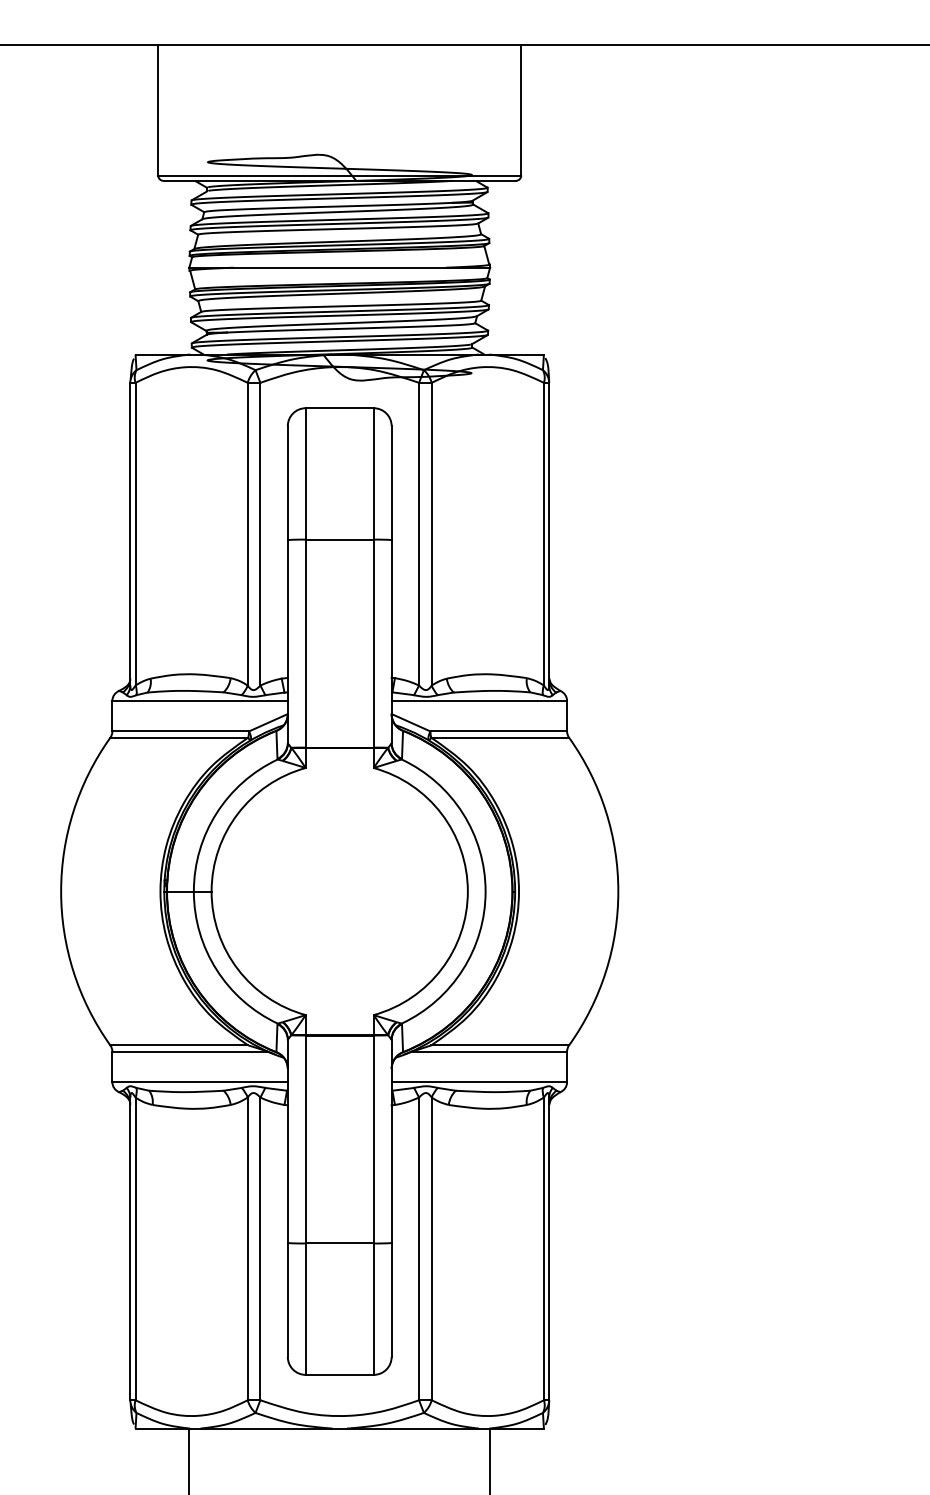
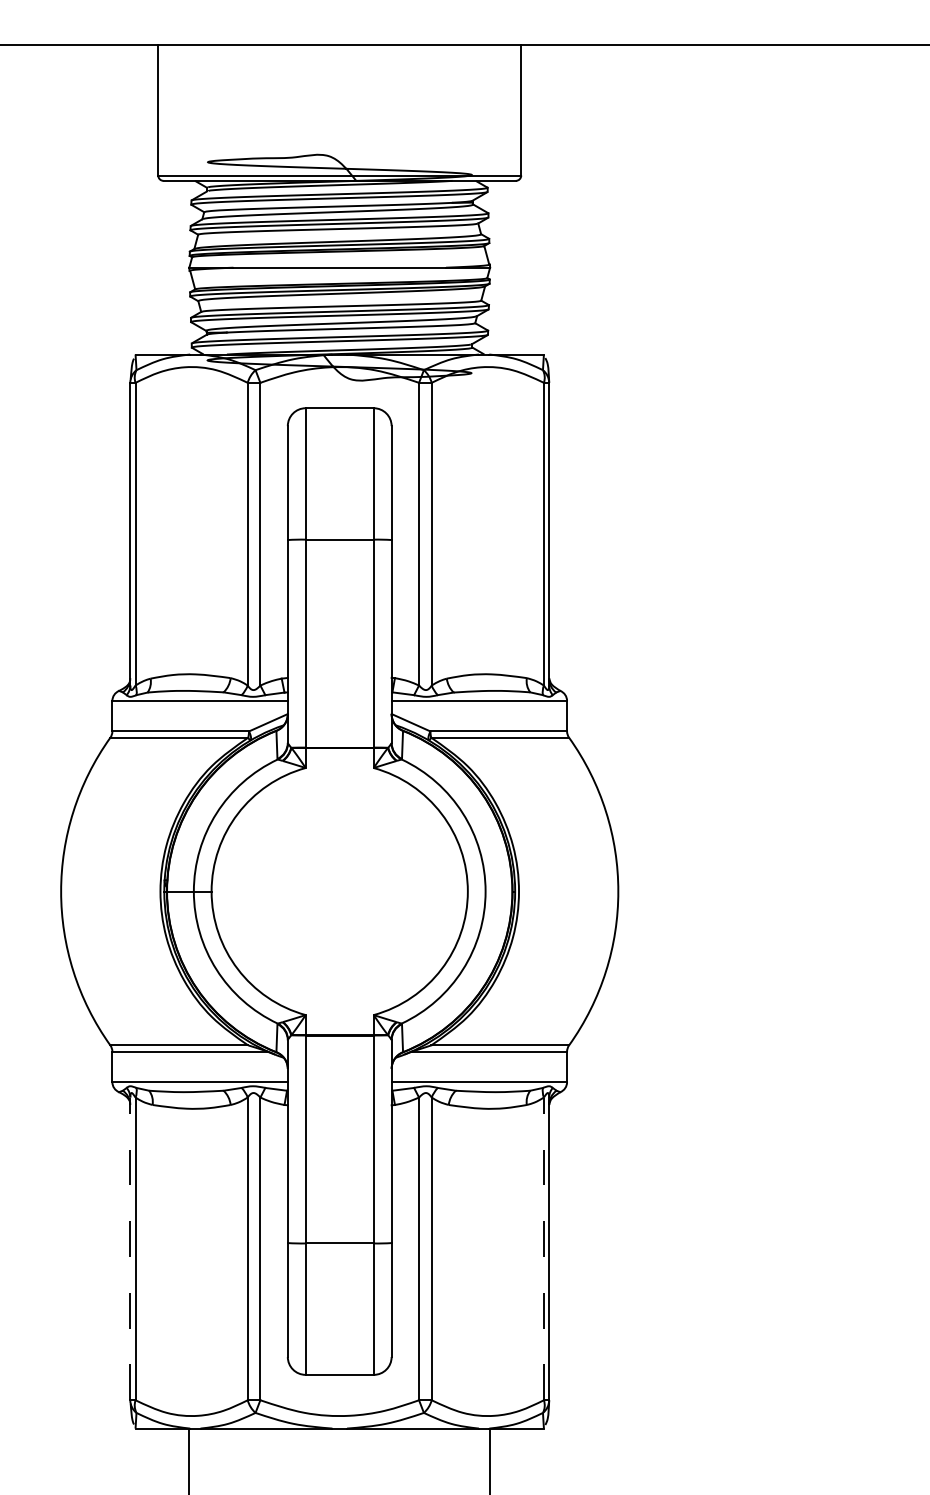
line: solid -> dashed (130, 1248)
line: solid -> dashed (543, 1248)
